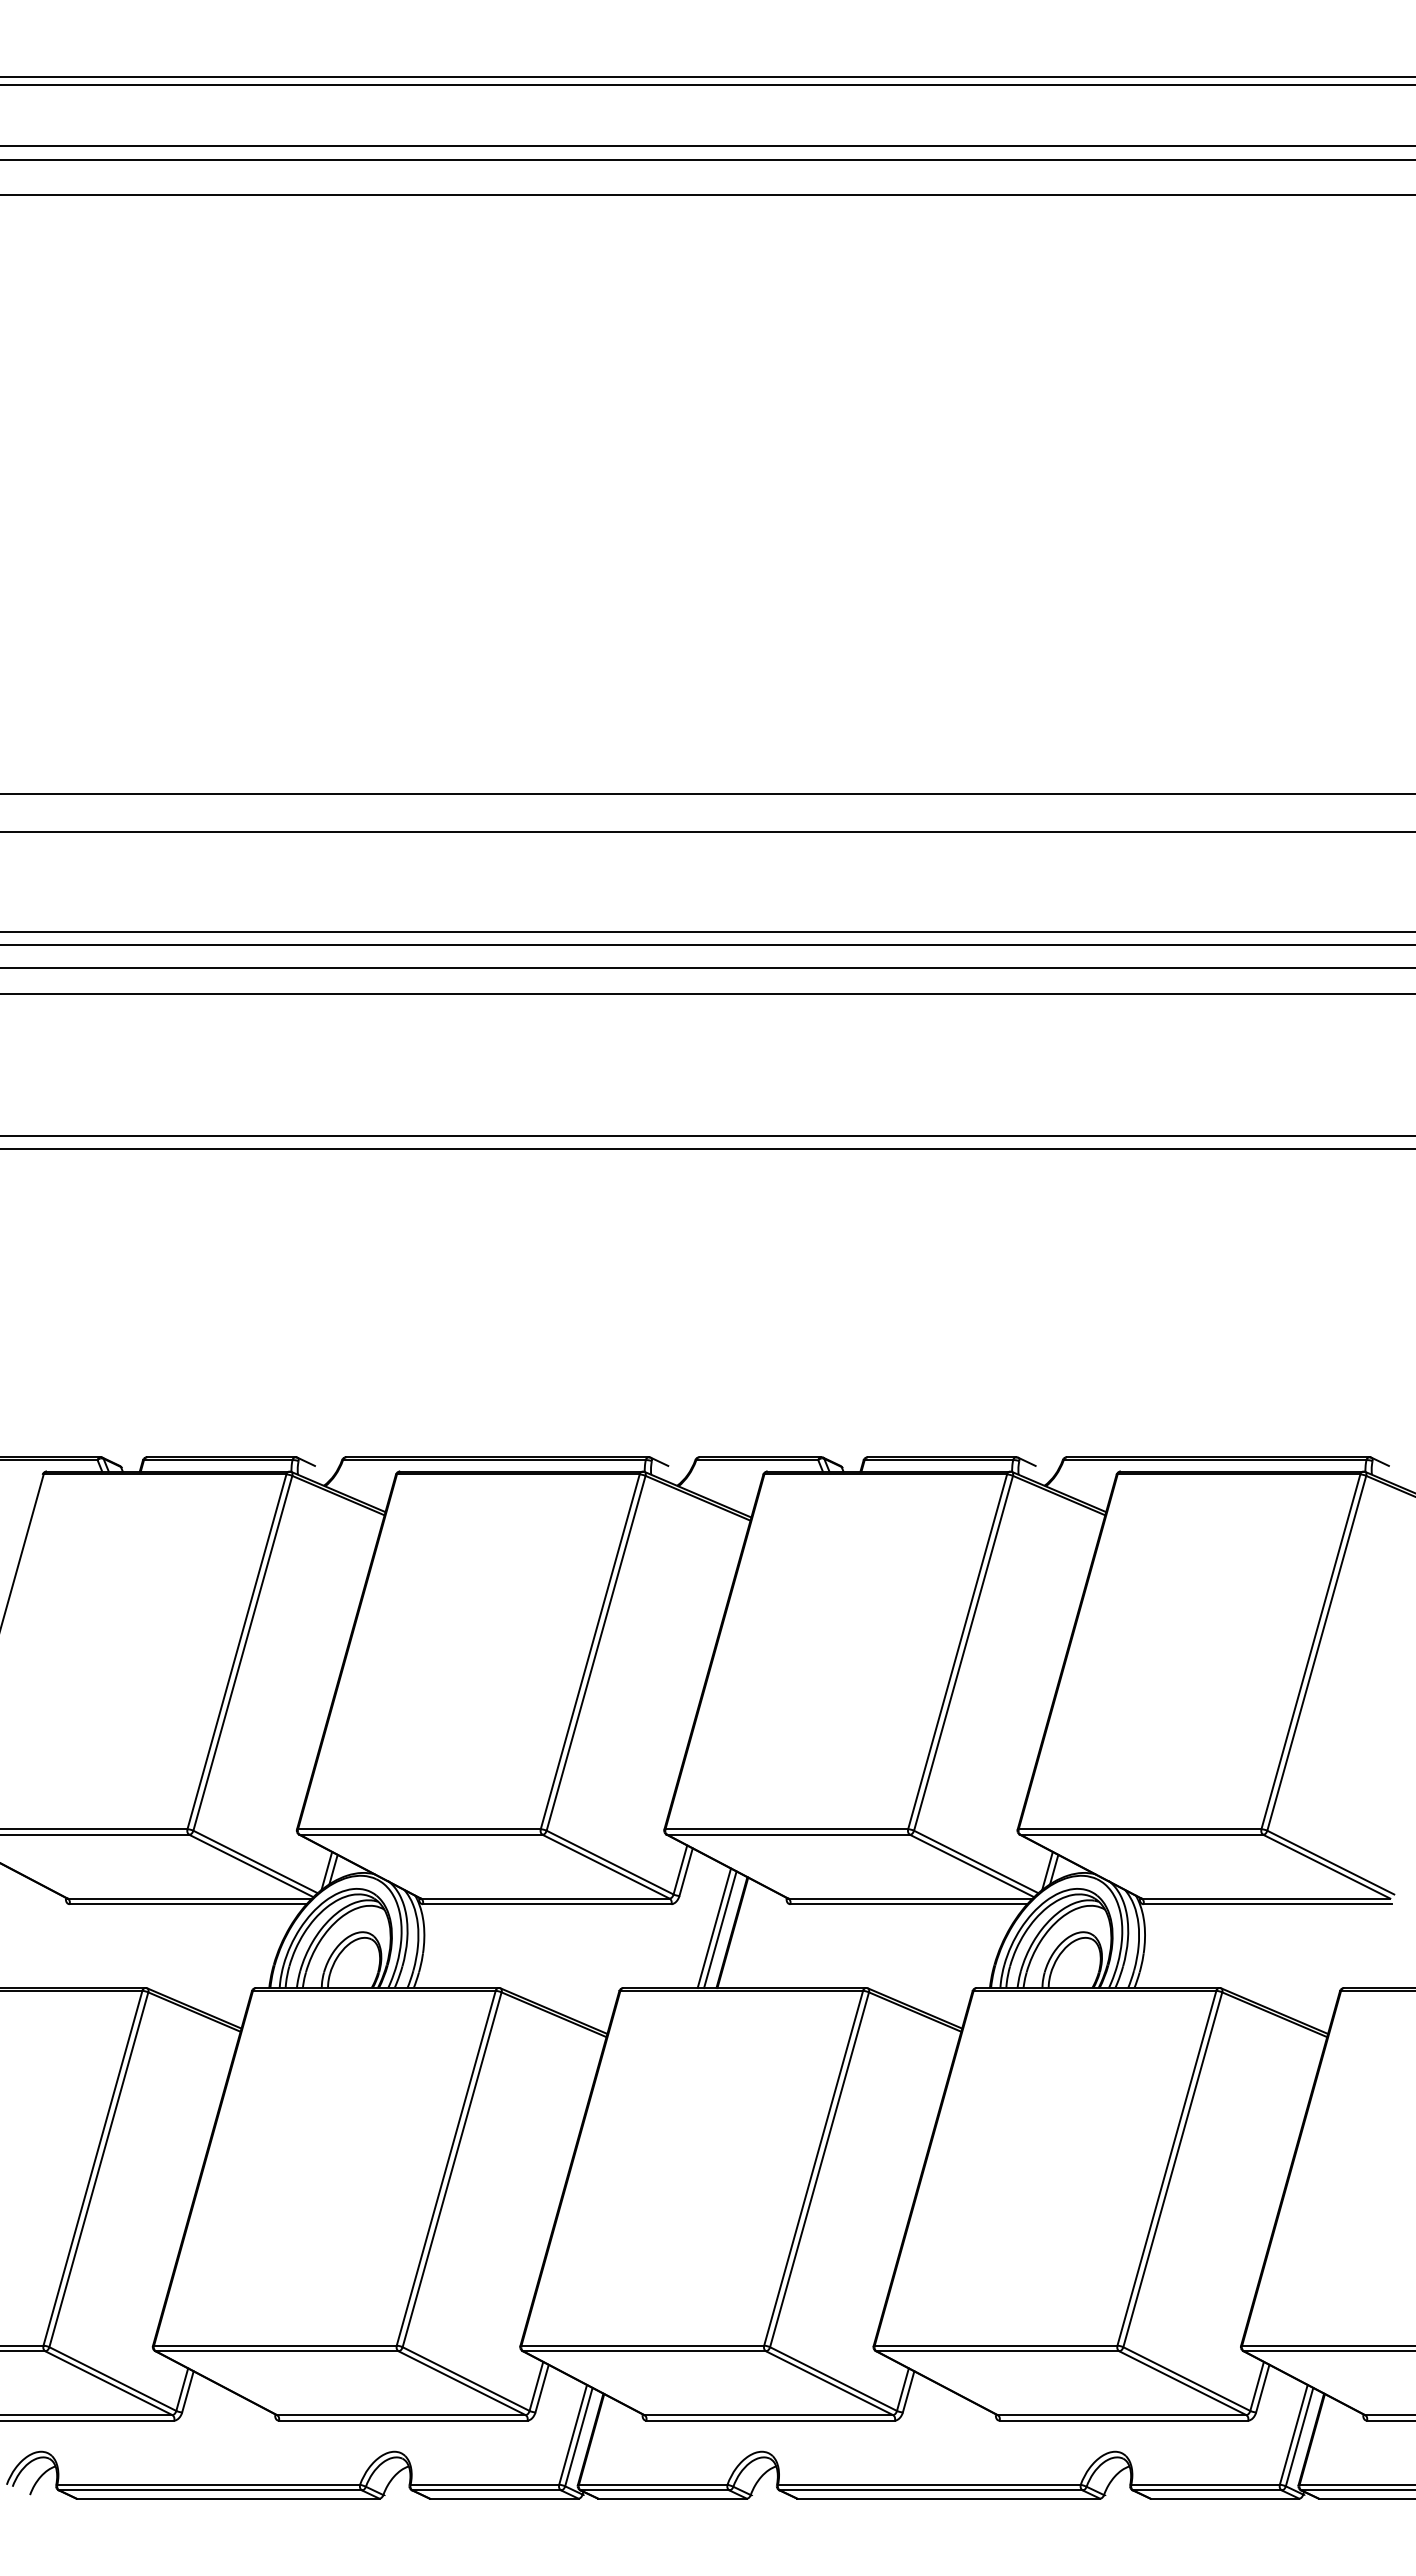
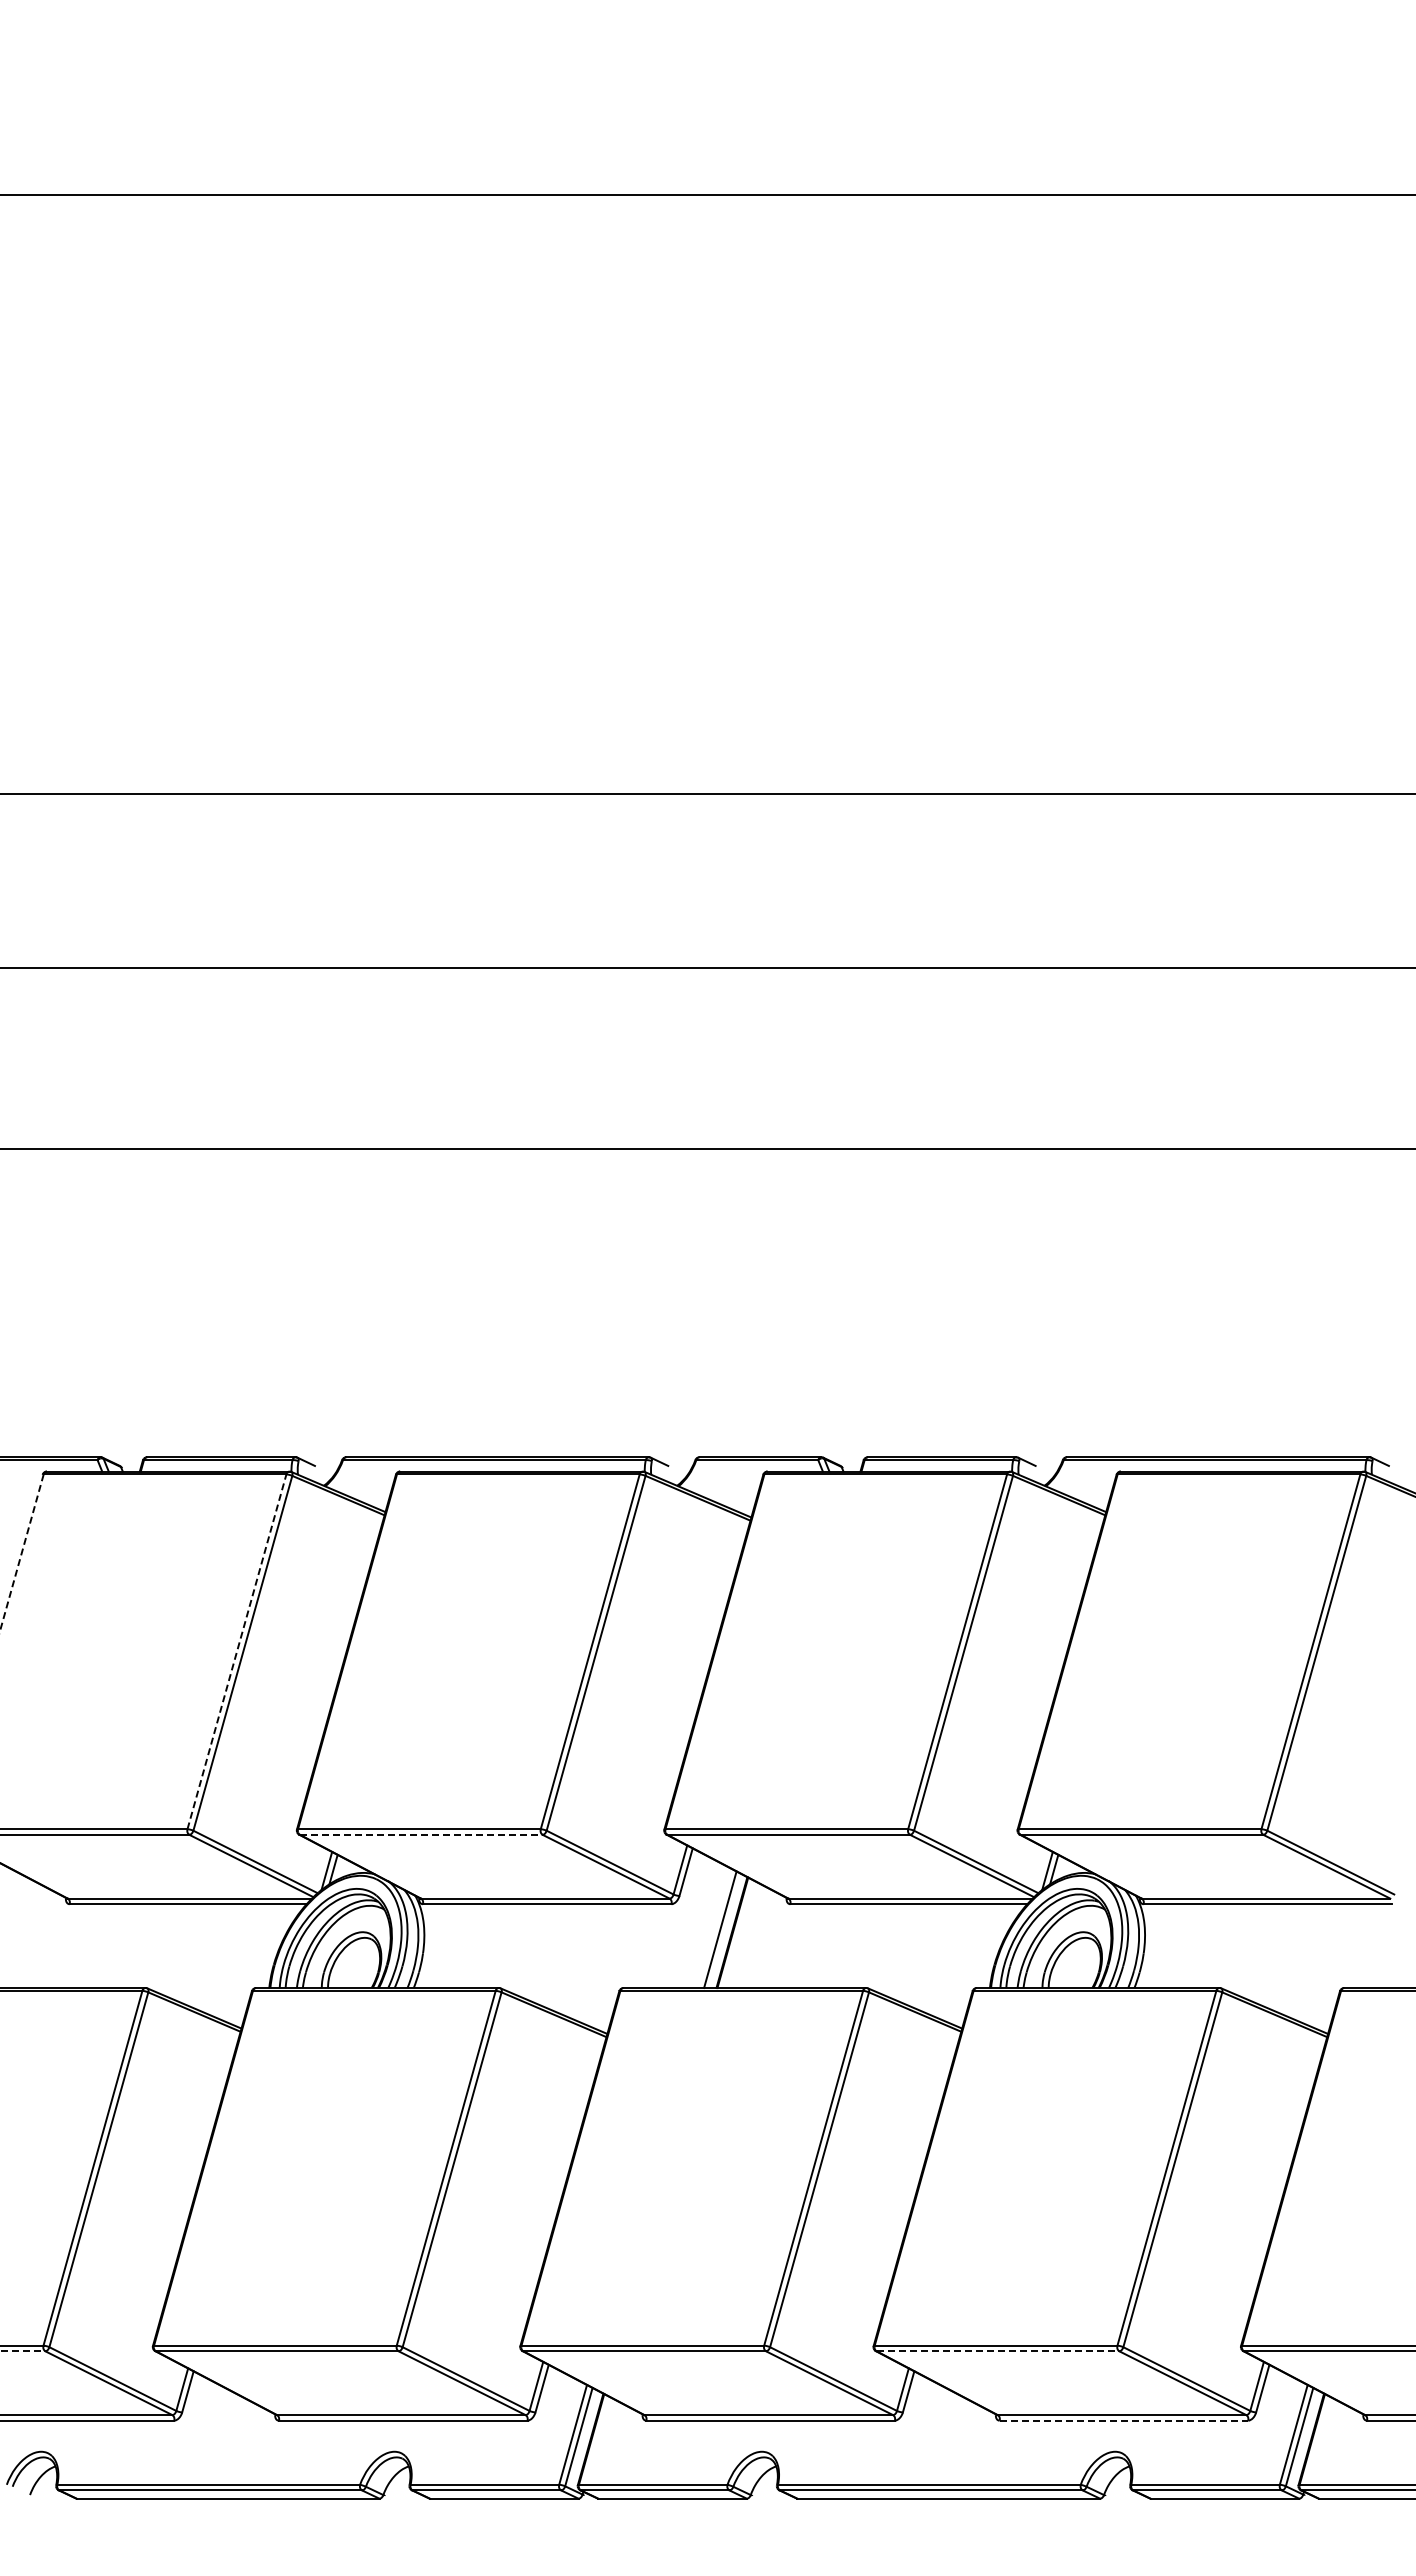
line: present -> none (707, 77)
line: present -> none (707, 84)
line: present -> none (707, 146)
line: present -> none (707, 160)
line: present -> none (707, 831)
line: present -> none (707, 931)
line: present -> none (707, 944)
line: present -> none (707, 993)
line: present -> none (707, 1136)
line: solid -> dashed (21, 1553)
line: solid -> dashed (237, 1651)
line: solid -> dashed (421, 1834)
line: present -> none (713, 1928)
line: solid -> dashed (23, 2351)
line: solid -> dashed (998, 2351)
line: solid -> dashed (1124, 2420)
